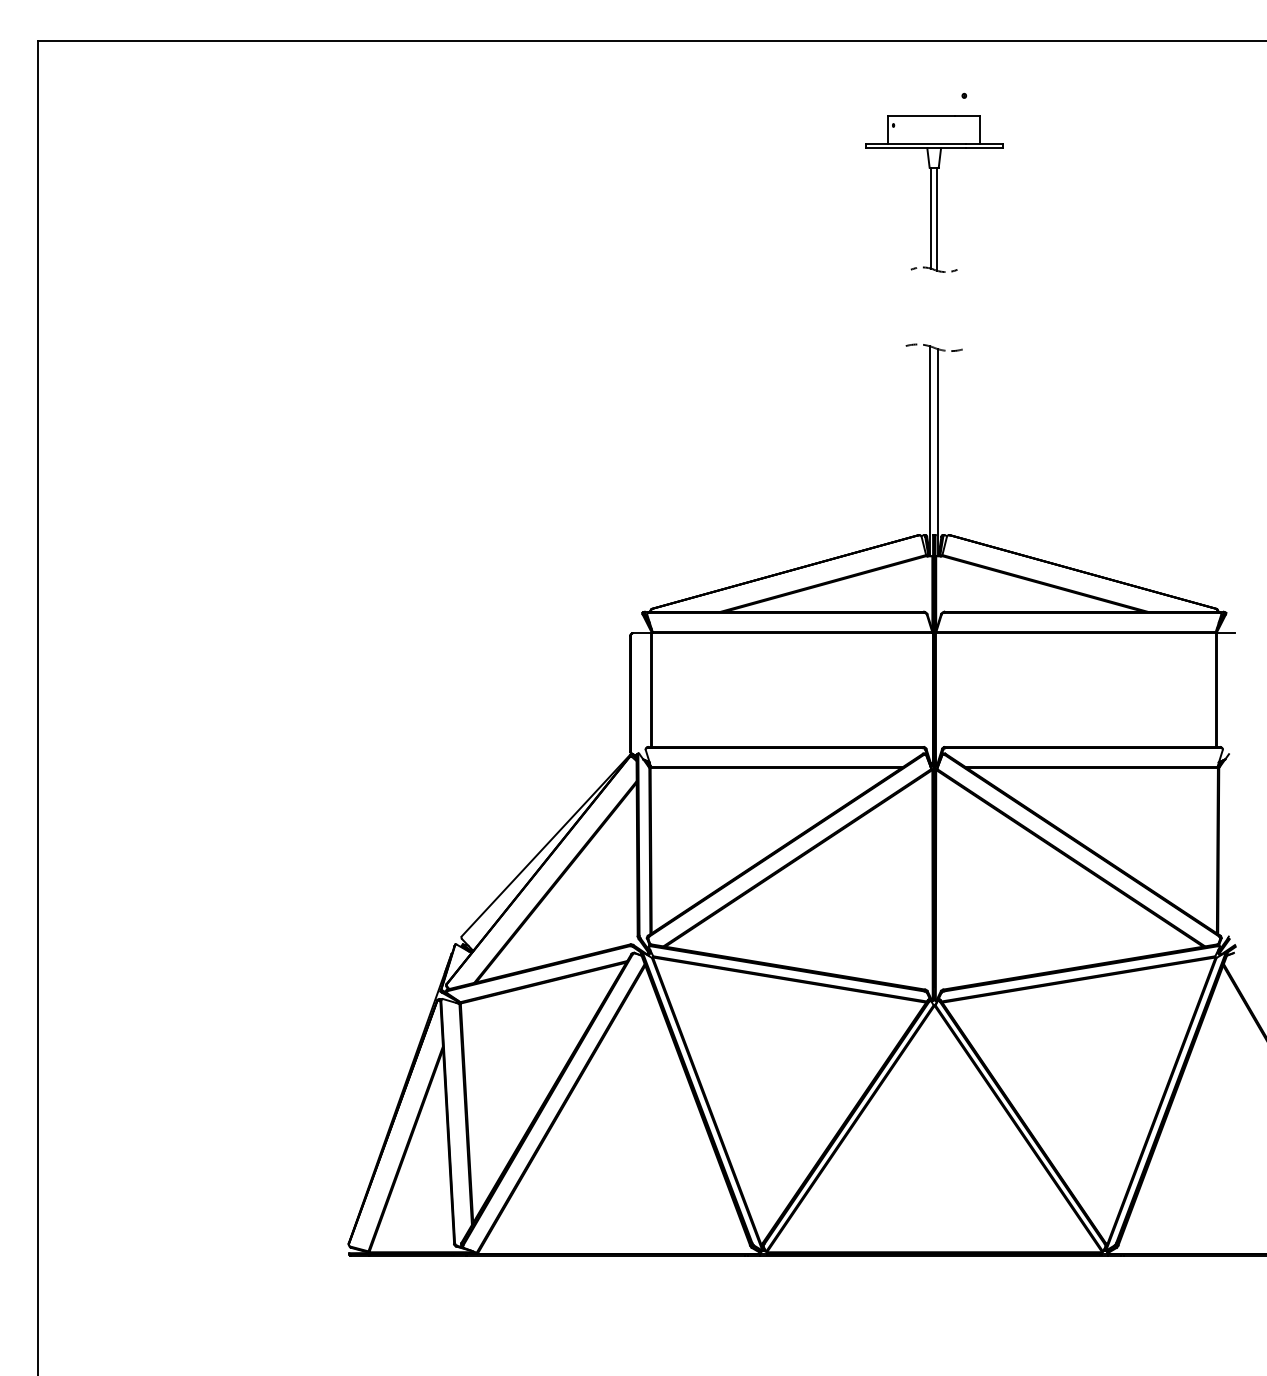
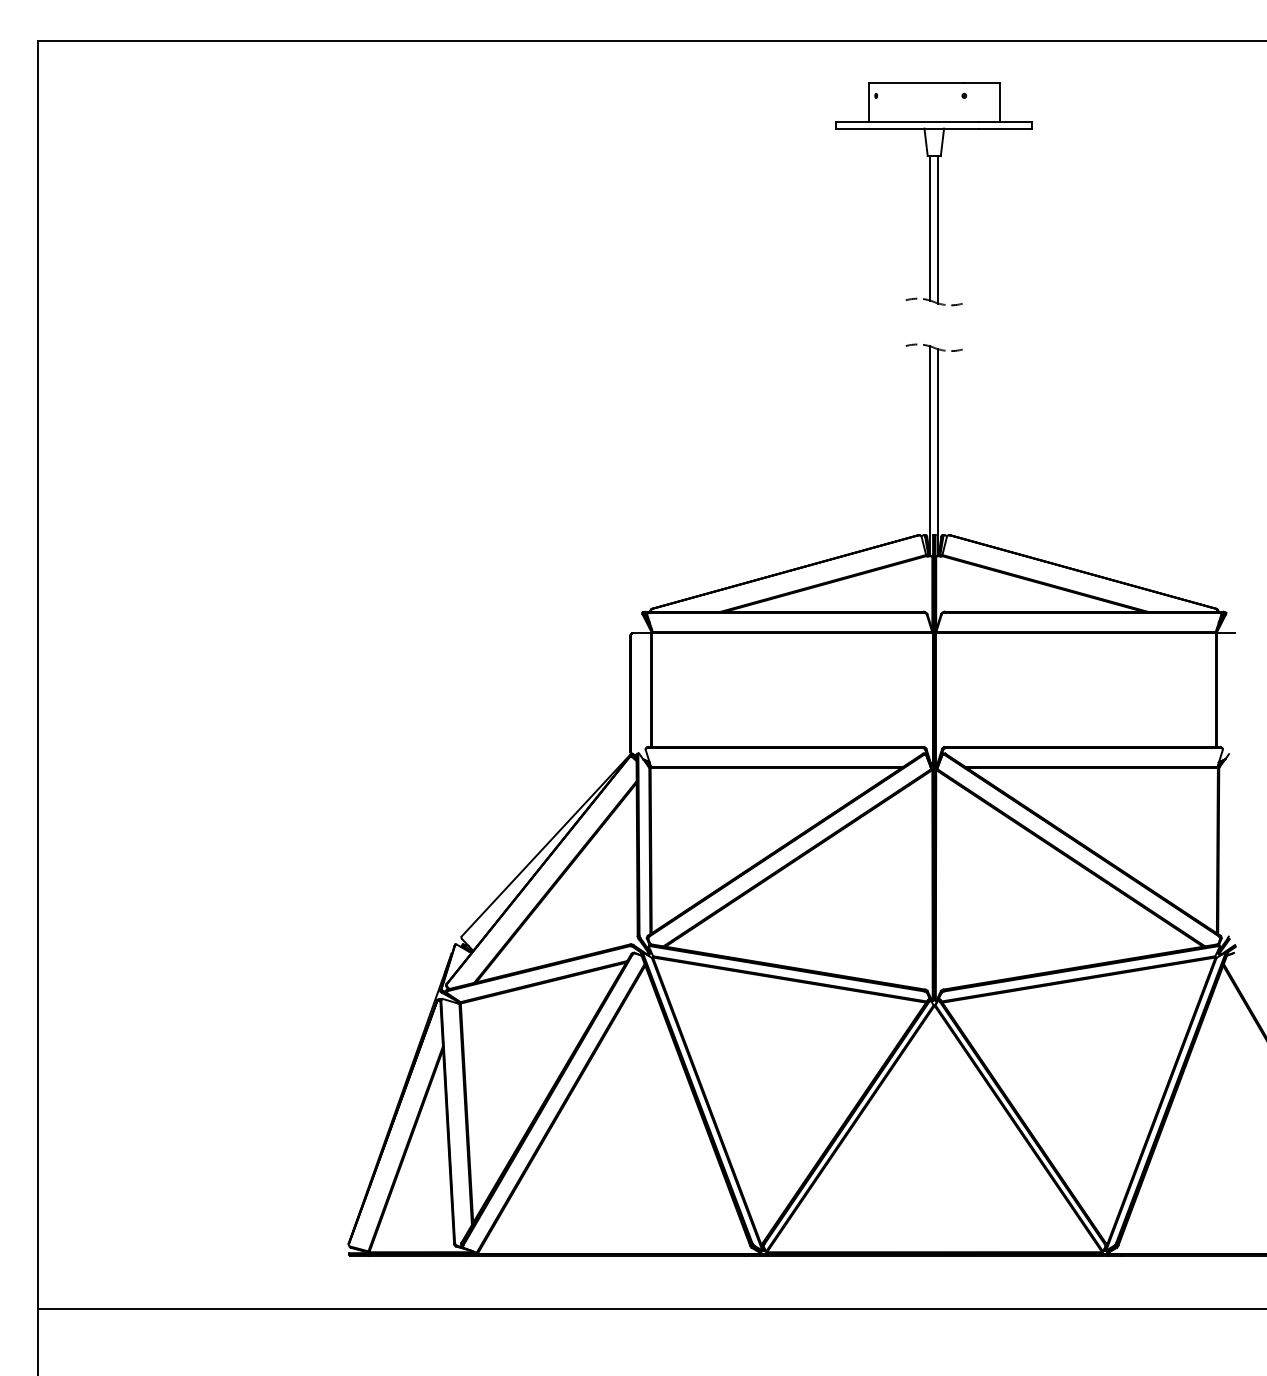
part size: 139x158 px -> 198x225 px (933, 194)
line: none -> present (650, 1309)
